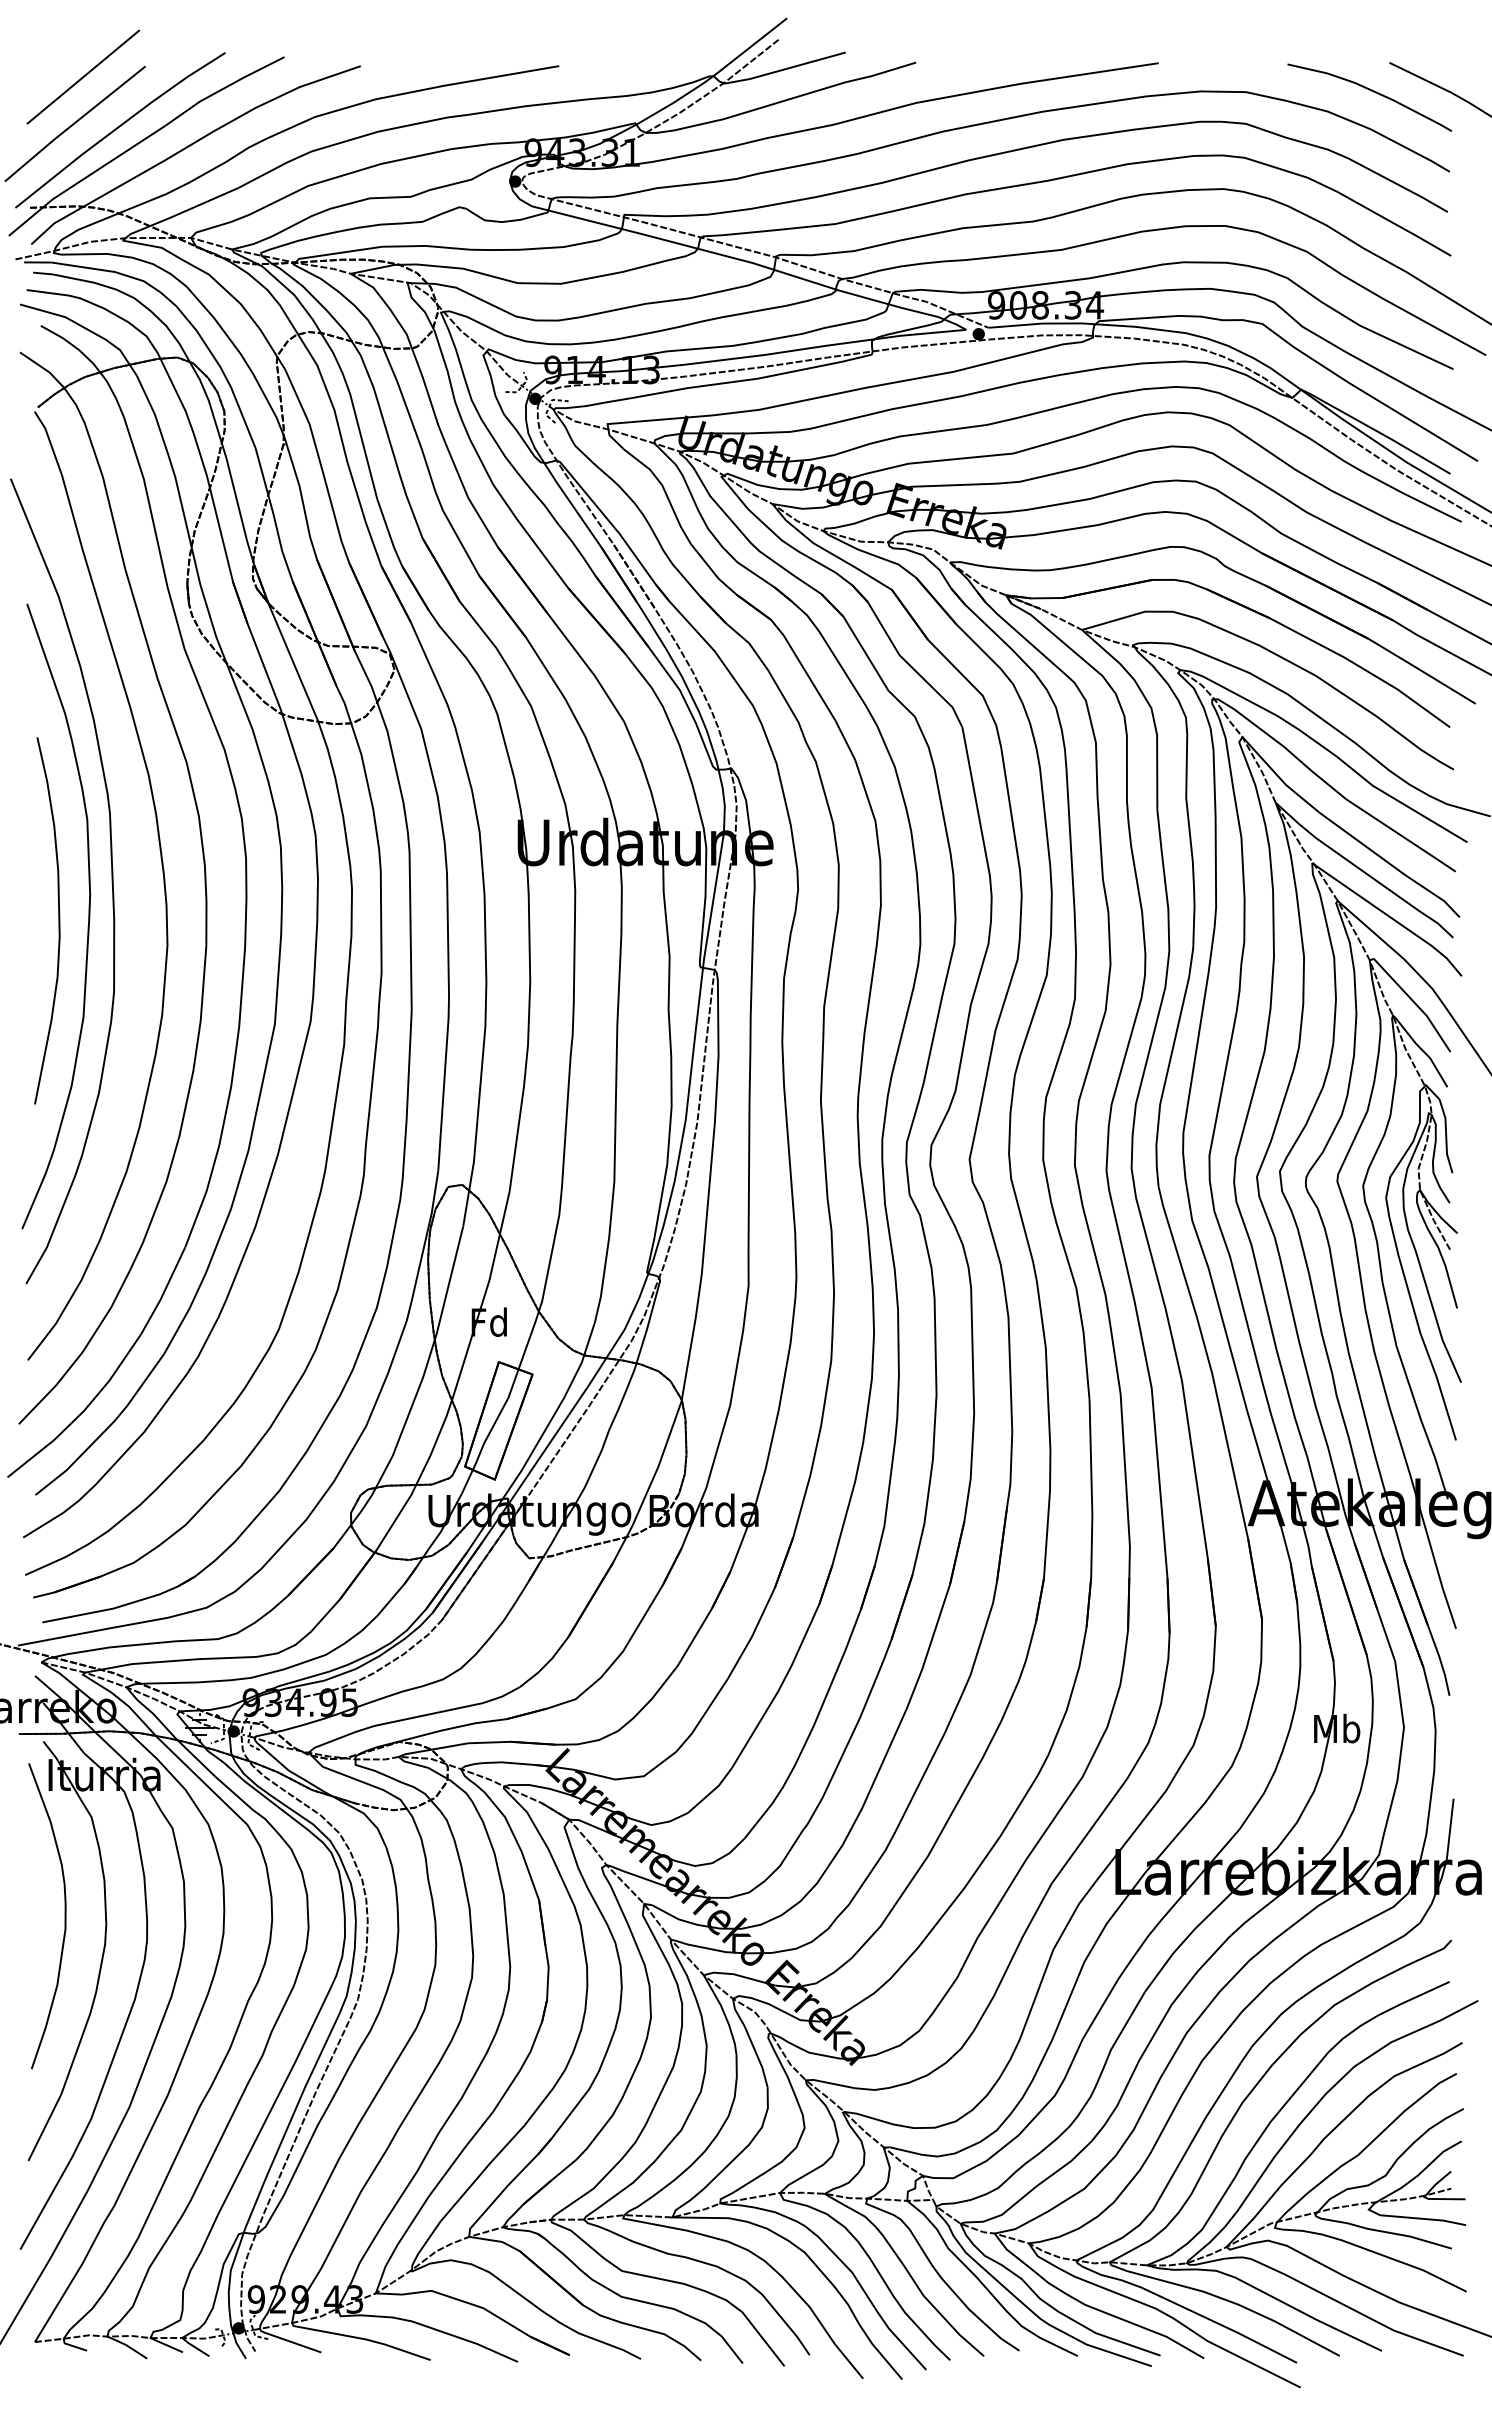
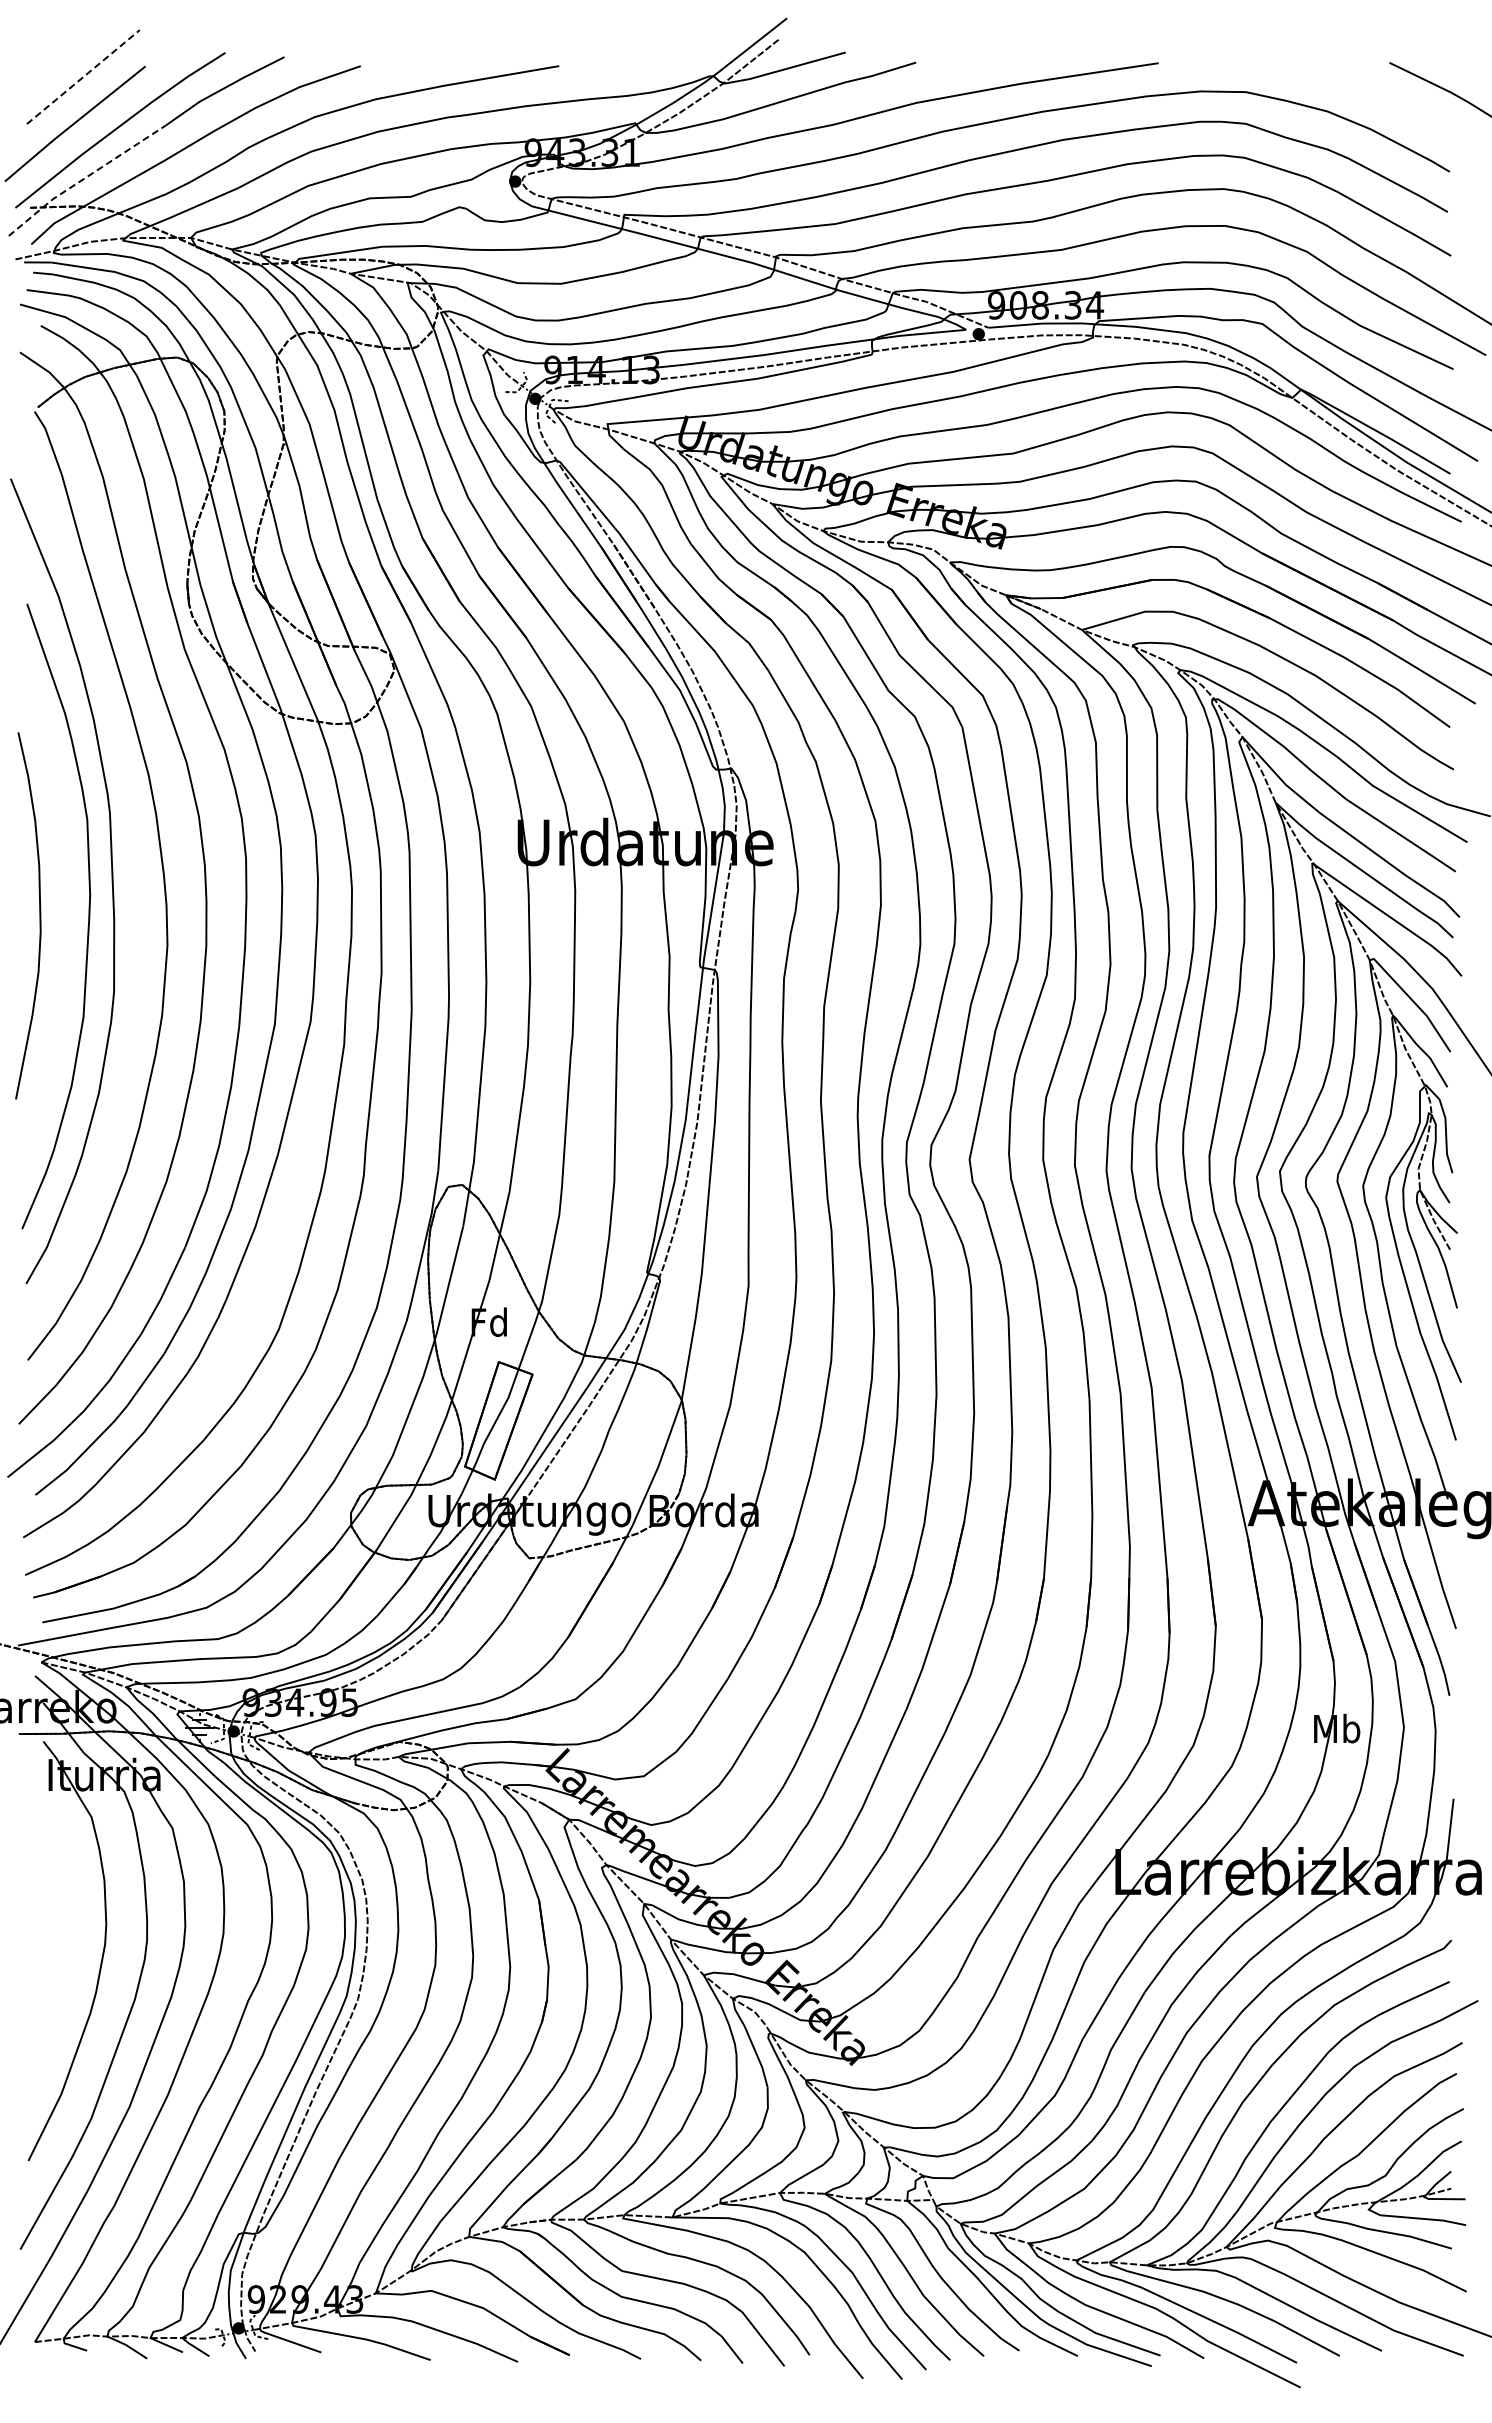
line: solid -> dashed (83, 76)
curve: present -> none (1371, 91)
line: solid -> dashed (84, 178)
curve position: (58, 920) -> (39, 915) (39, 915)
curve: present -> none (64, 1916)
